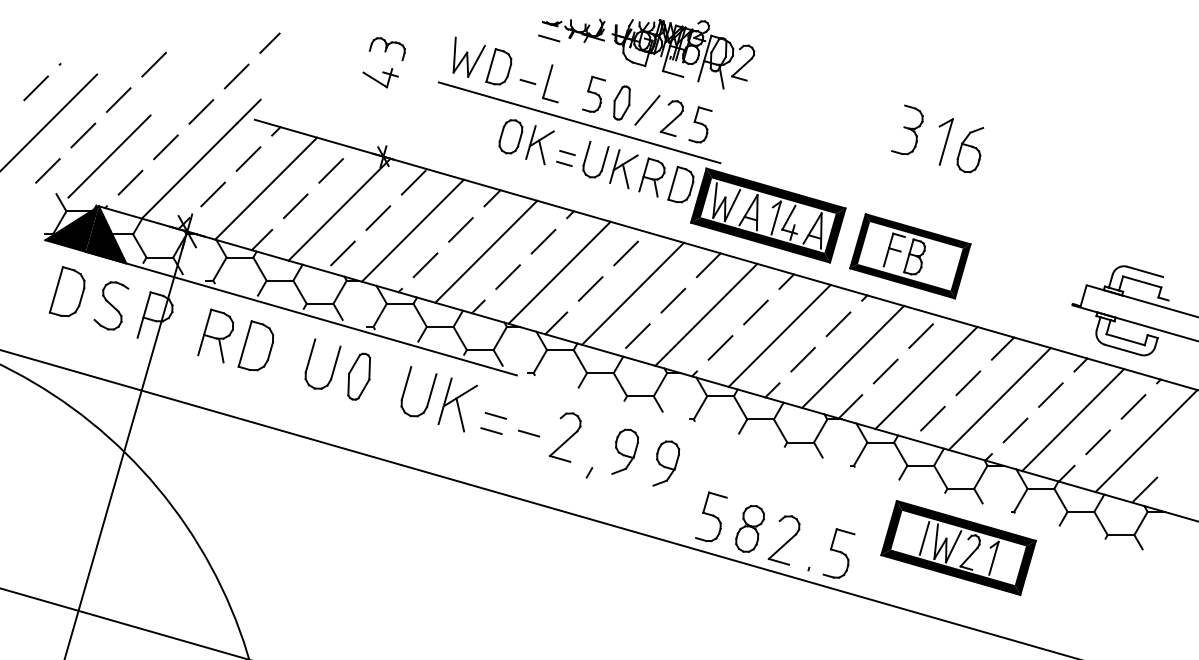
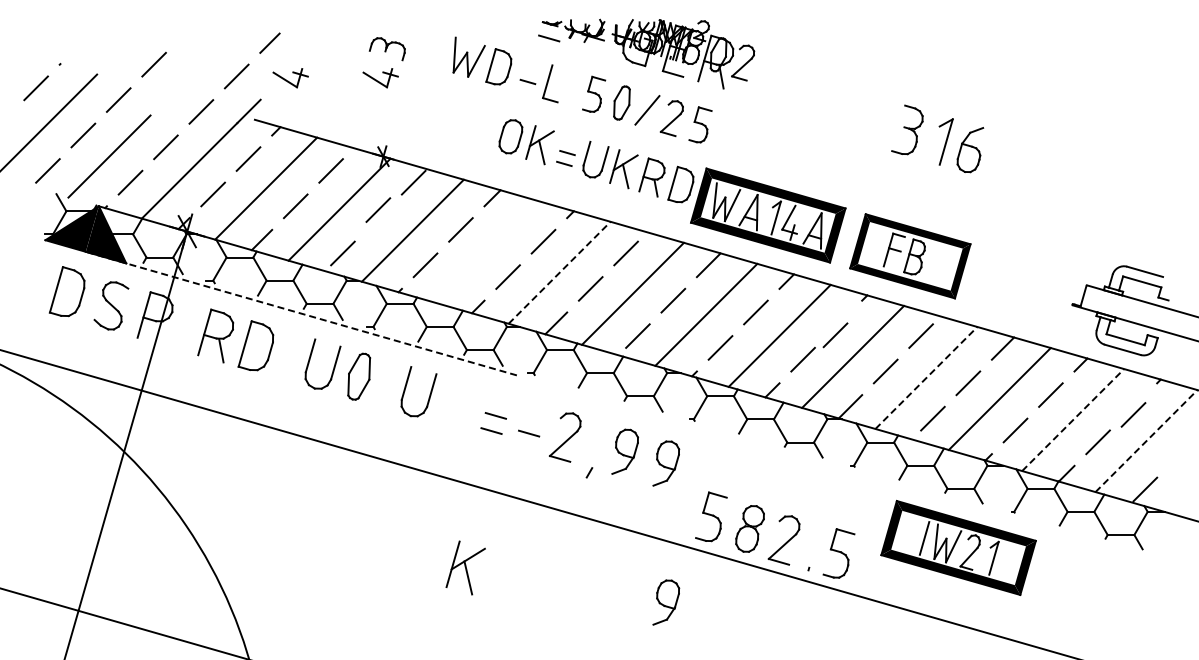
part: none -> present (290, 78)
line: present -> none (579, 122)
line position: (378, 217) -> (378, 209) (378, 209)
line: present -> none (486, 251)
line: solid -> dashed (559, 272)
line: solid -> dashed (300, 313)
line position: (838, 324) -> (835, 335) (835, 335)
line: solid -> dashed (926, 377)
part position: (457, 404) -> (465, 567) (465, 567)
line position: (1133, 406) -> (1133, 414) (1133, 414)
line: solid -> dashed (1073, 419)
line: solid -> dashed (1146, 440)
part: none -> present (666, 602)
